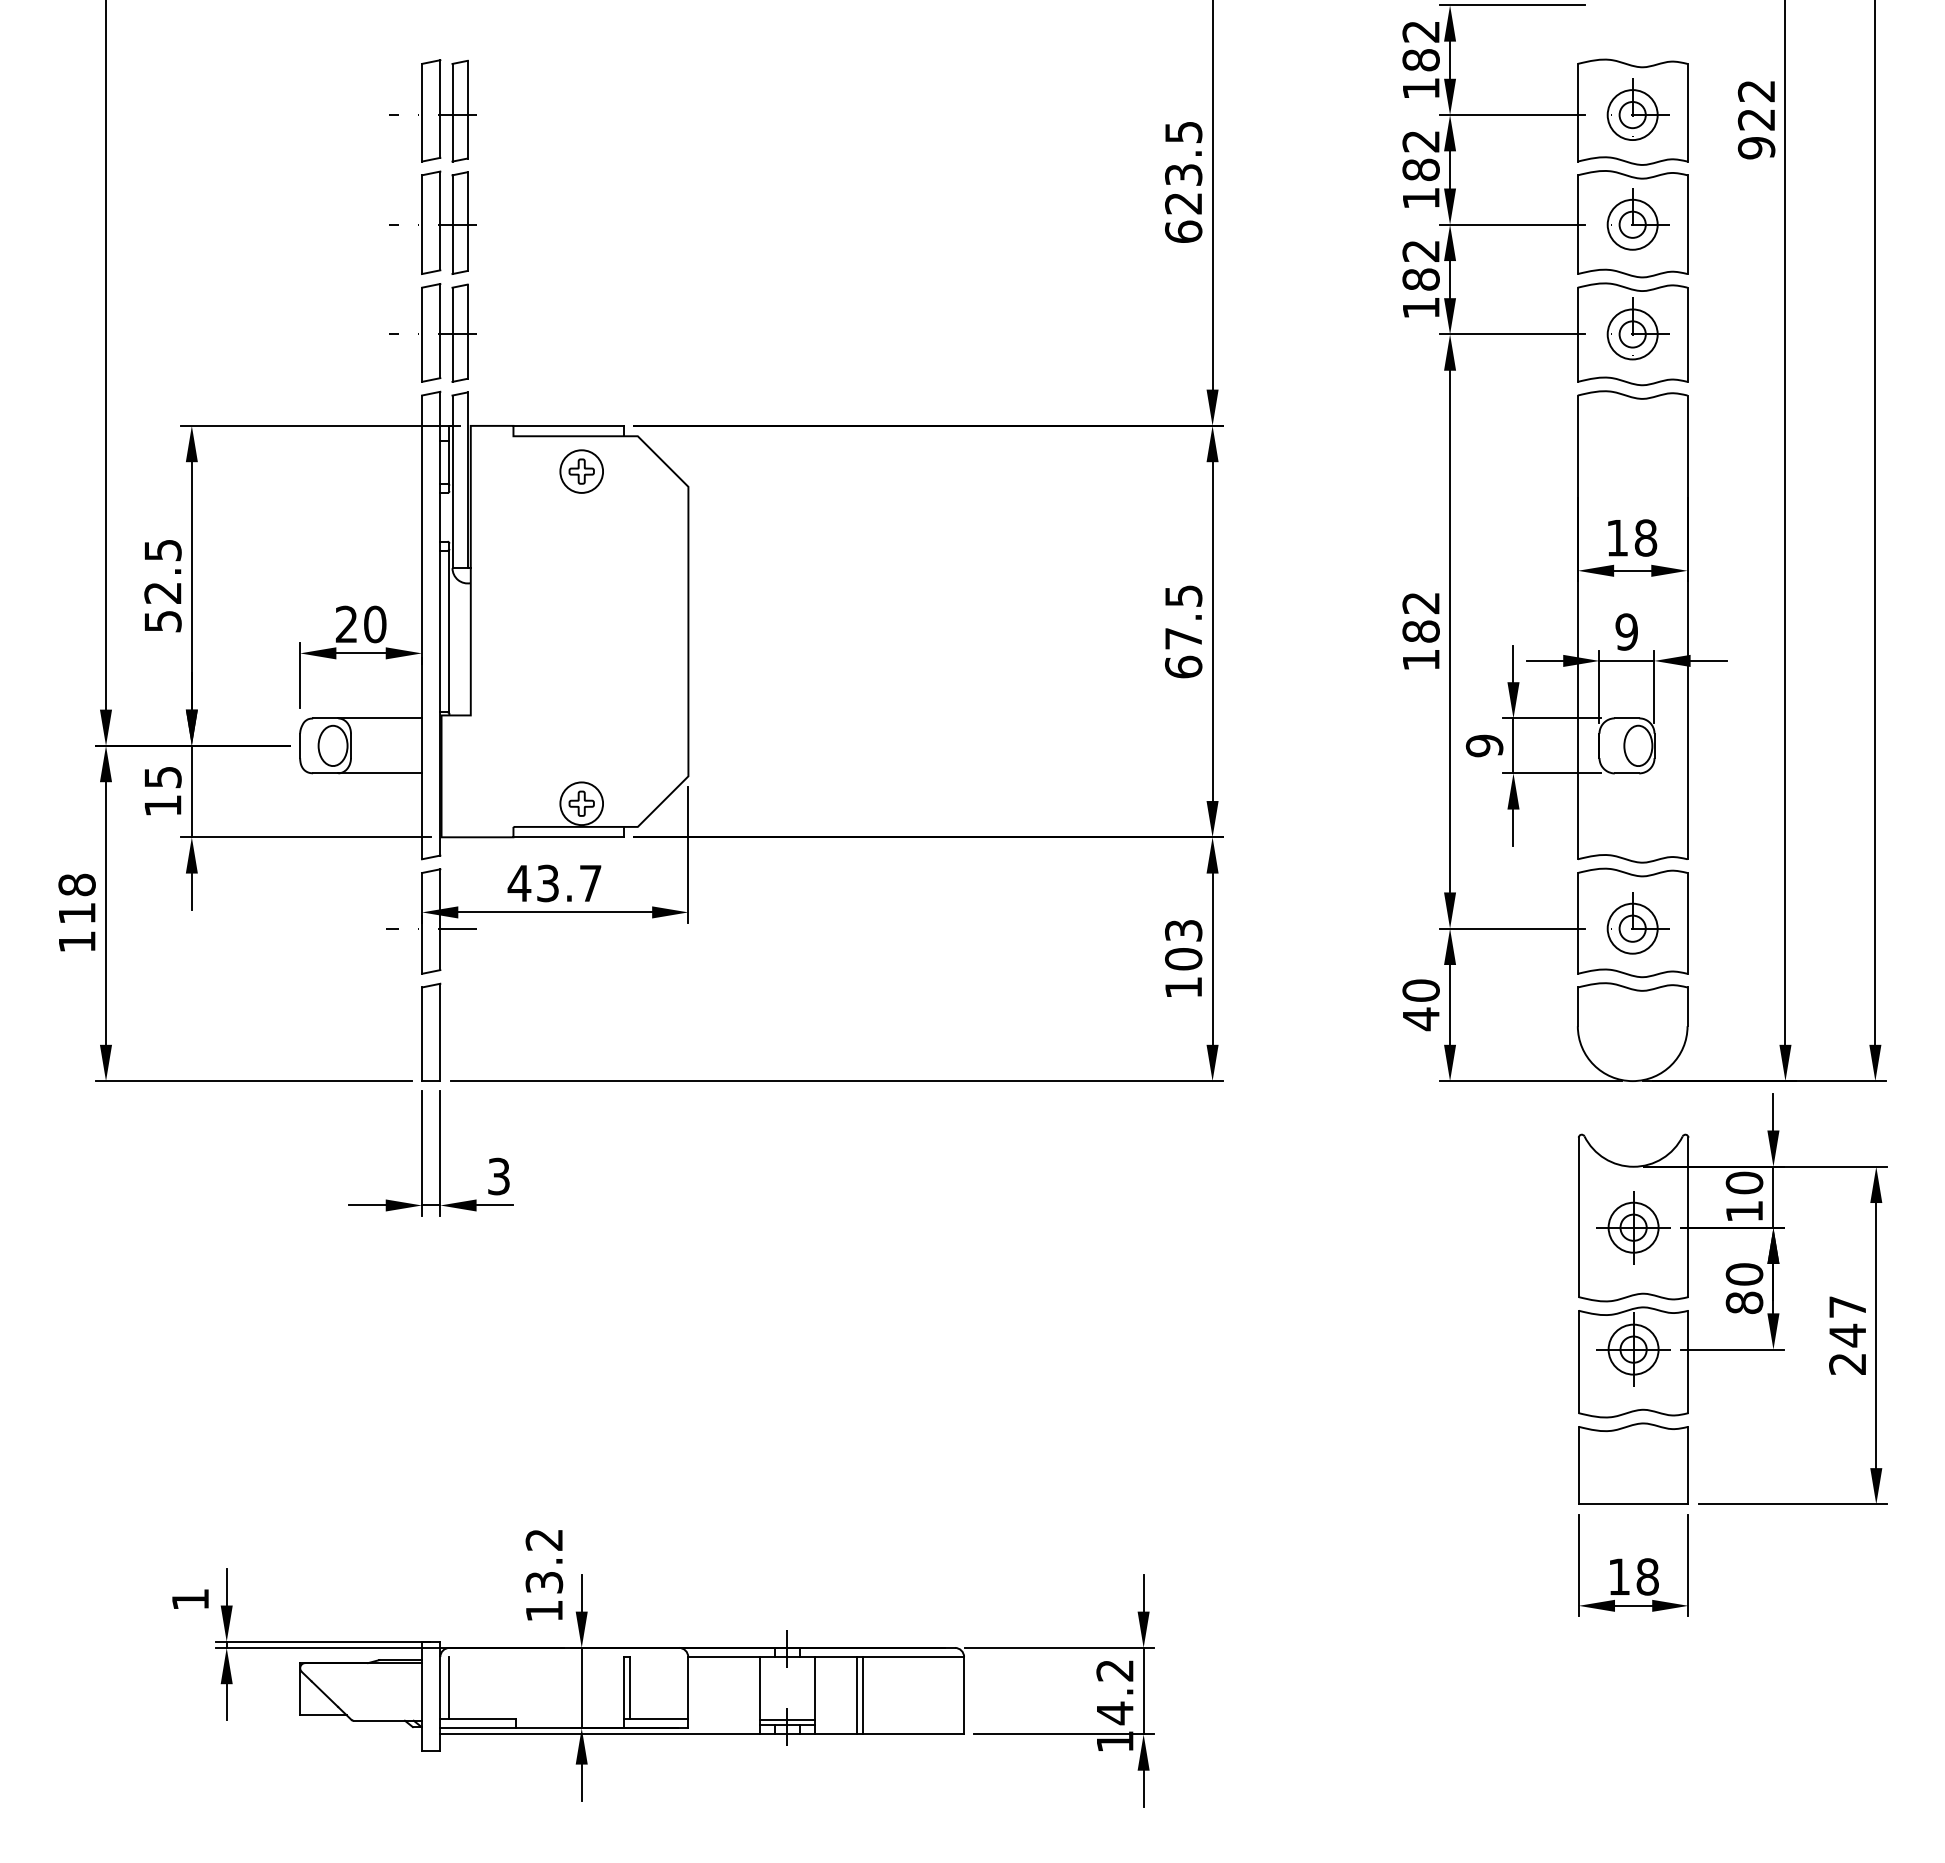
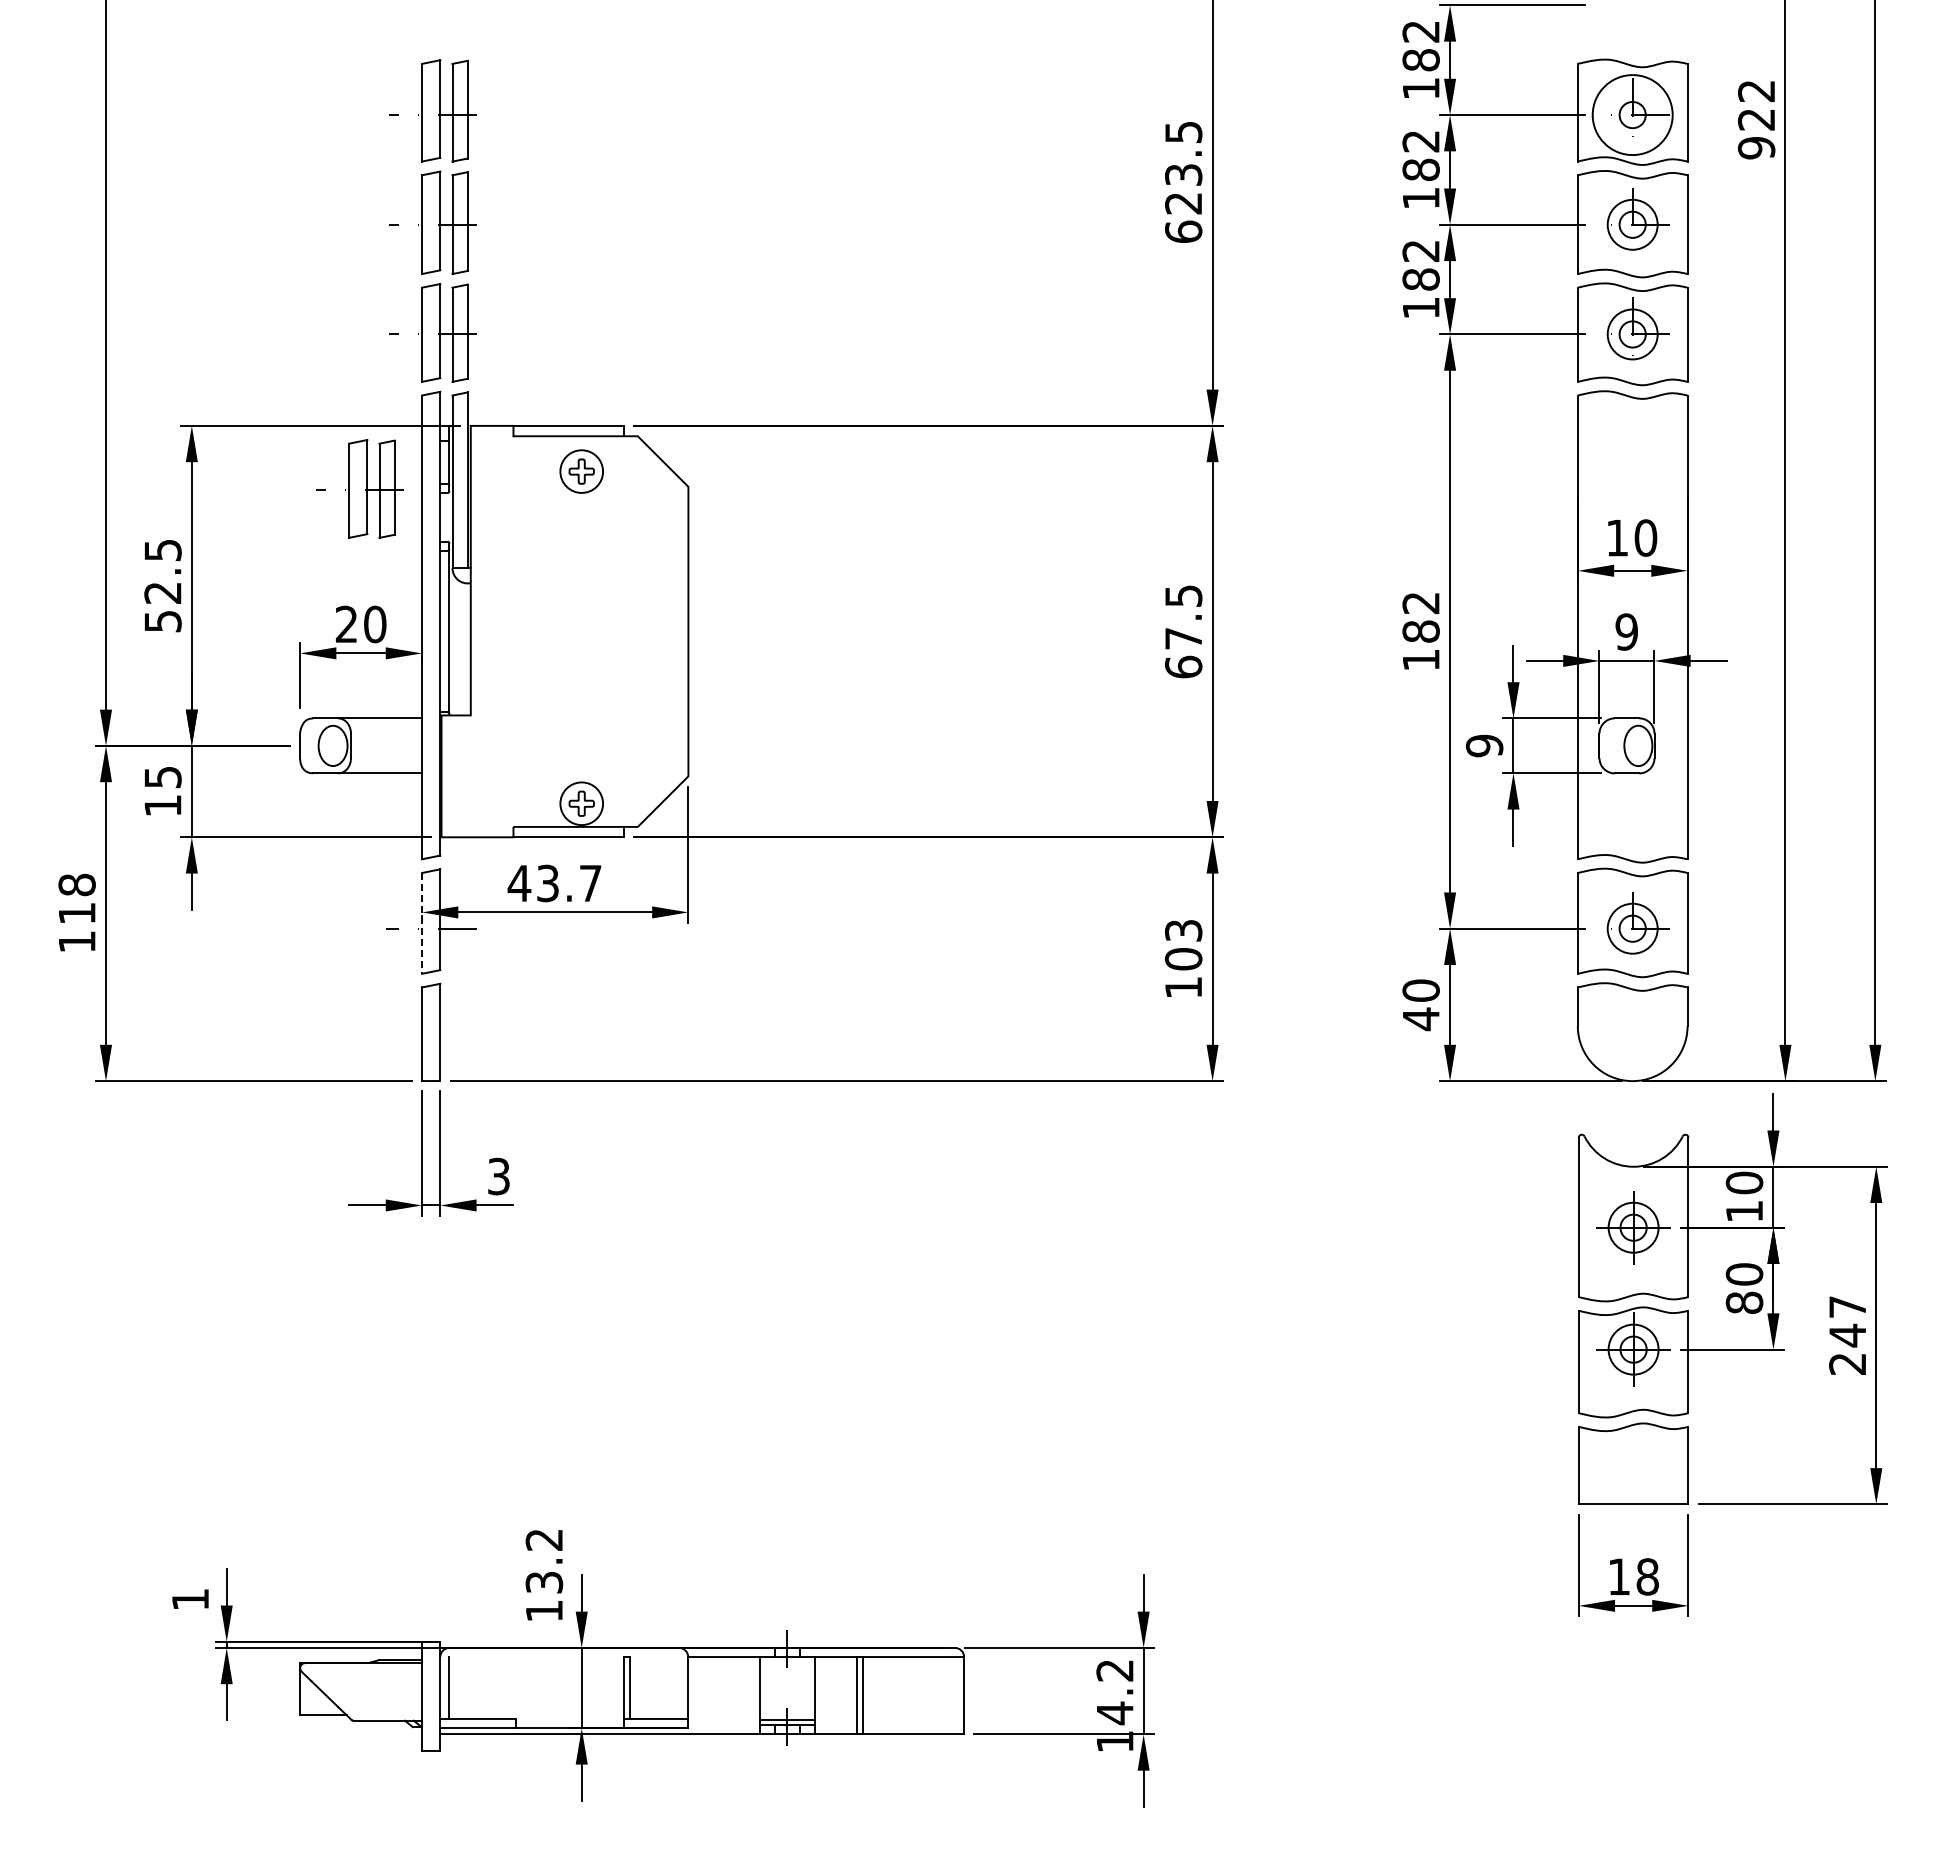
circle diameter: 50 px -> 80 px (1632, 115)
part: none -> present (359, 488)
text: 18 -> 10 (1645, 537)
line: solid -> dashed (422, 923)
